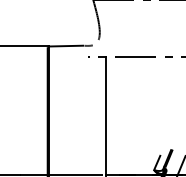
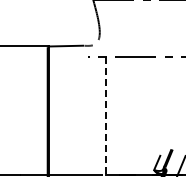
line: solid -> dashed (105, 116)
